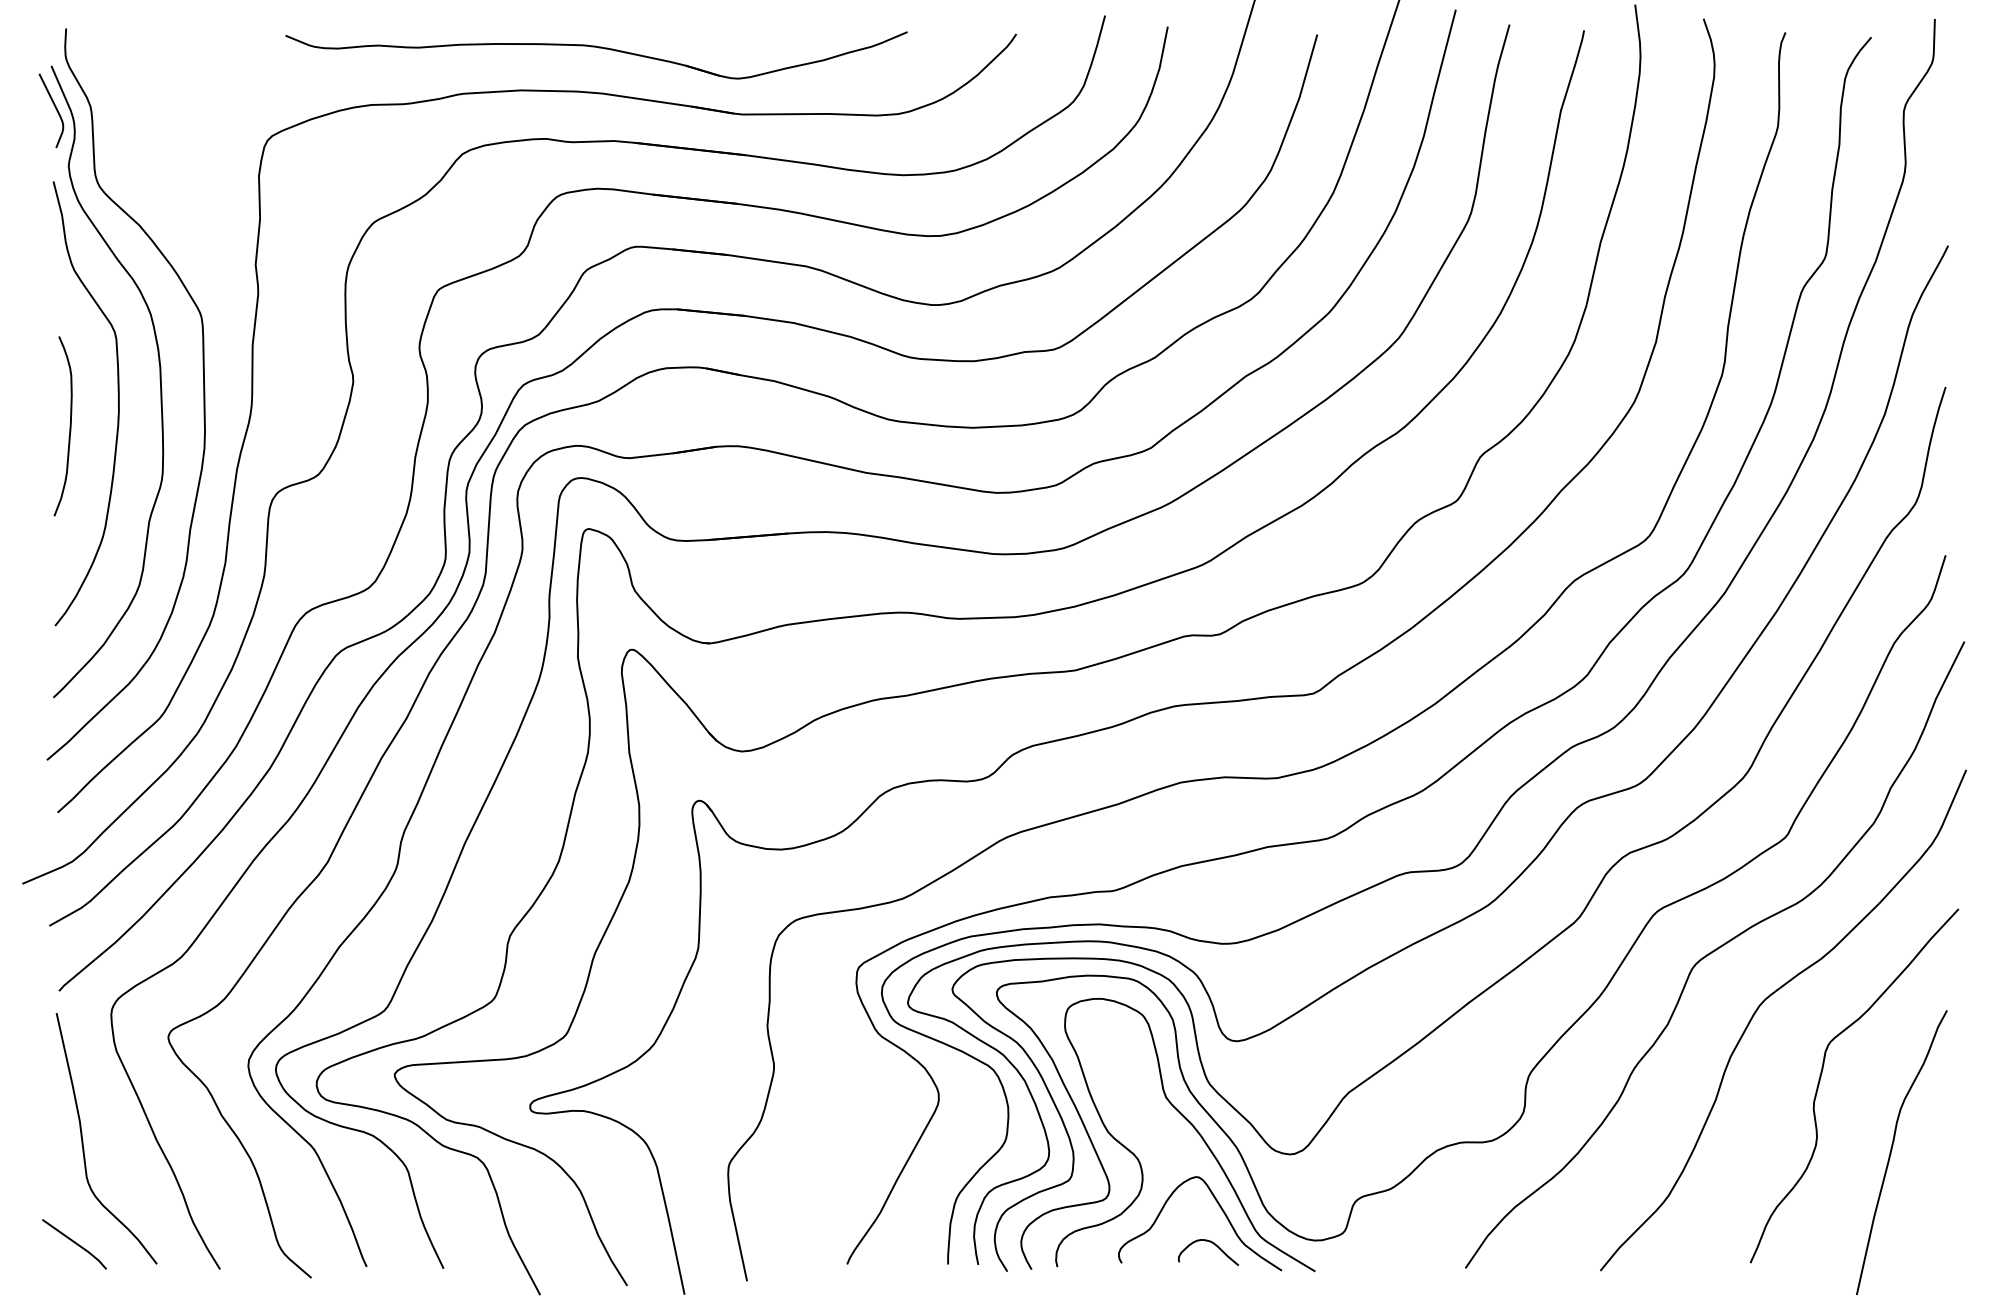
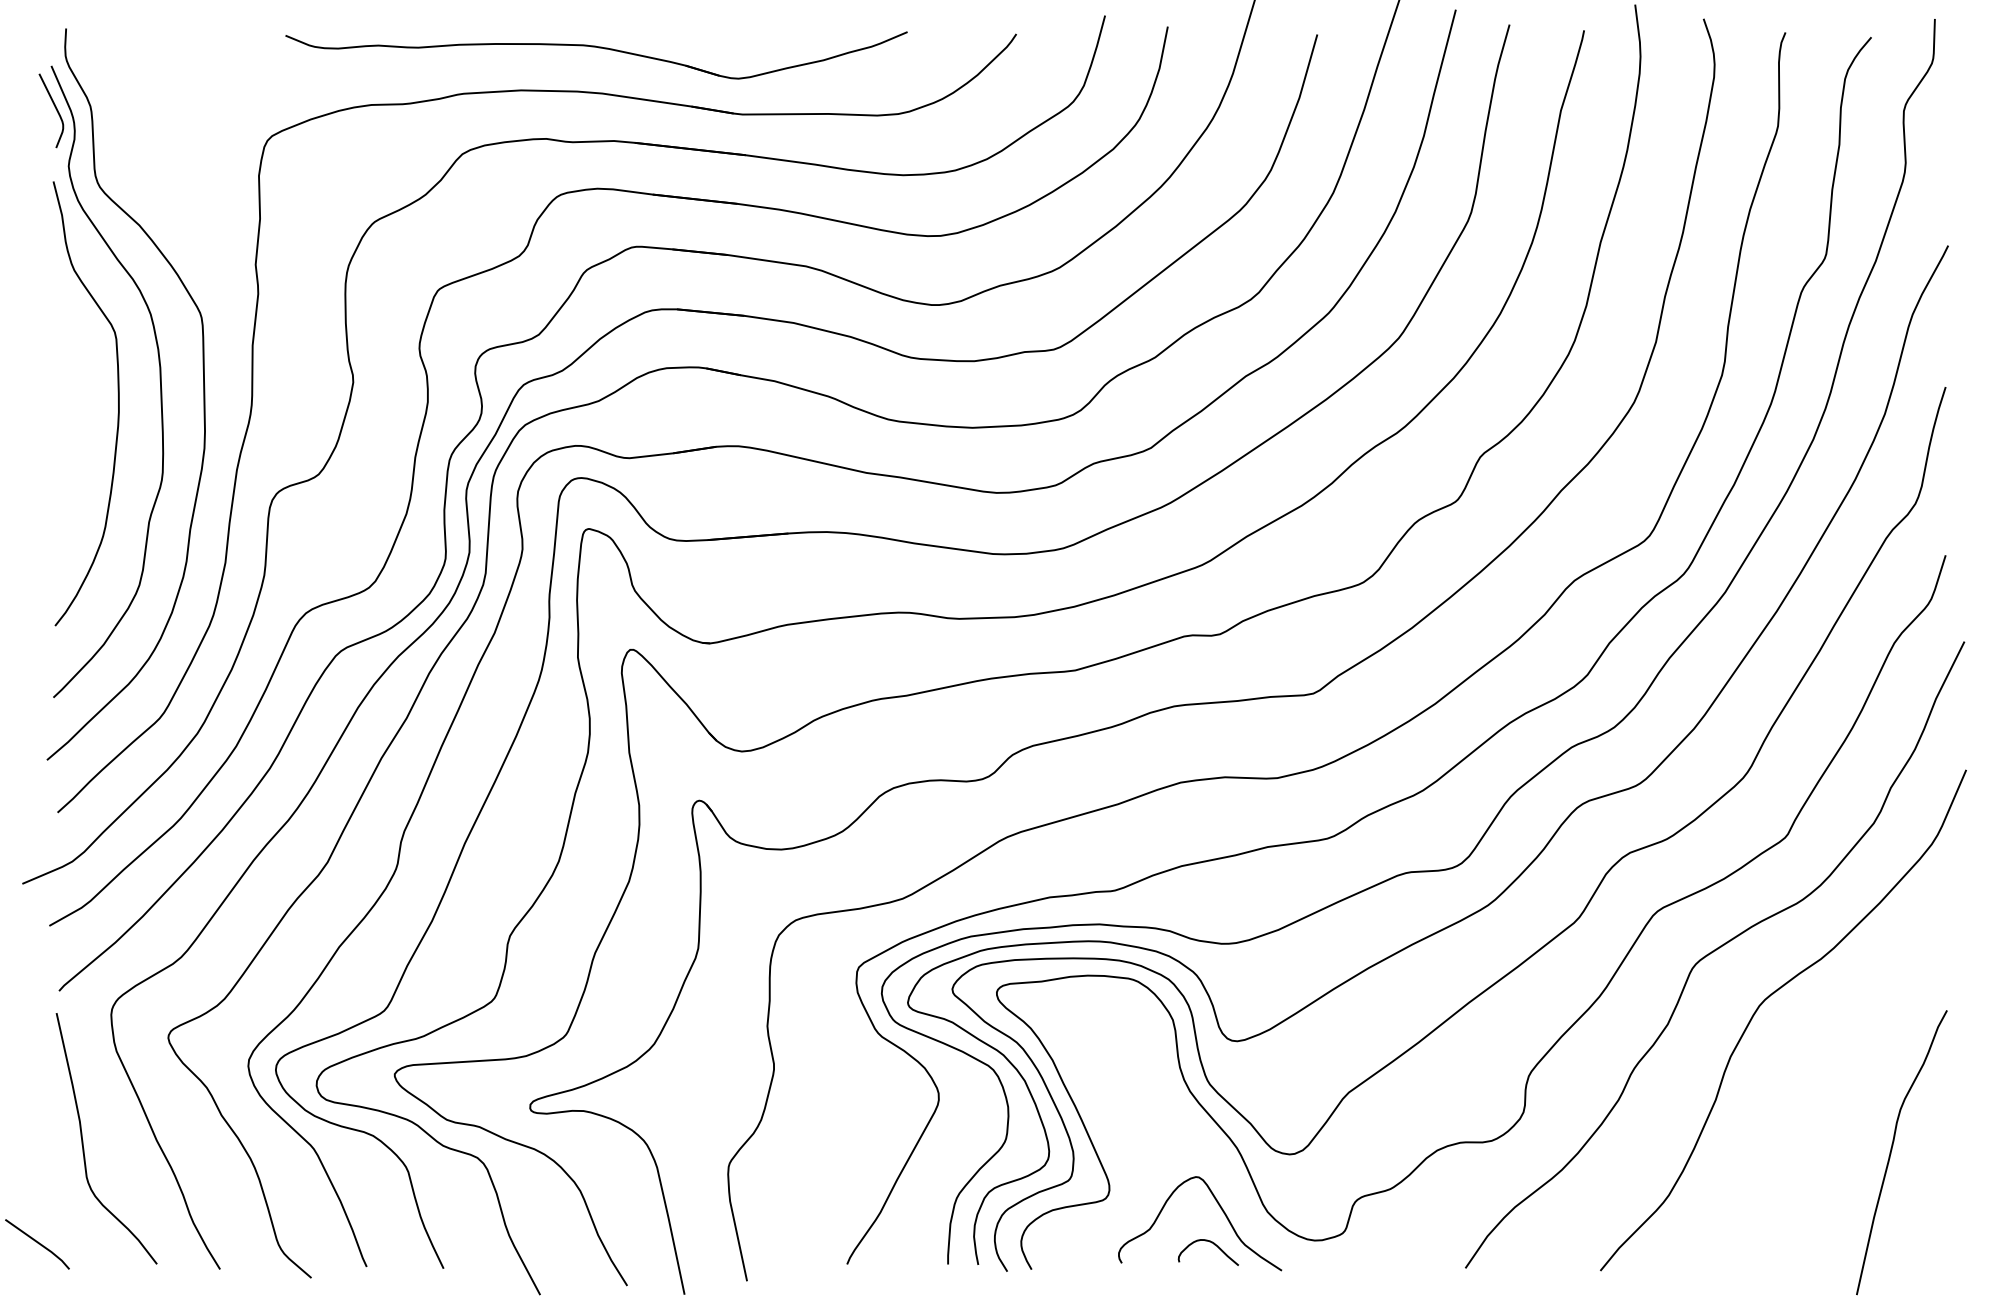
curve: present -> none (69, 426)
curve: present -> none (1821, 1077)
curve: present -> none (1193, 1128)
line position: (74, 1243) -> (37, 1243) (37, 1243)
